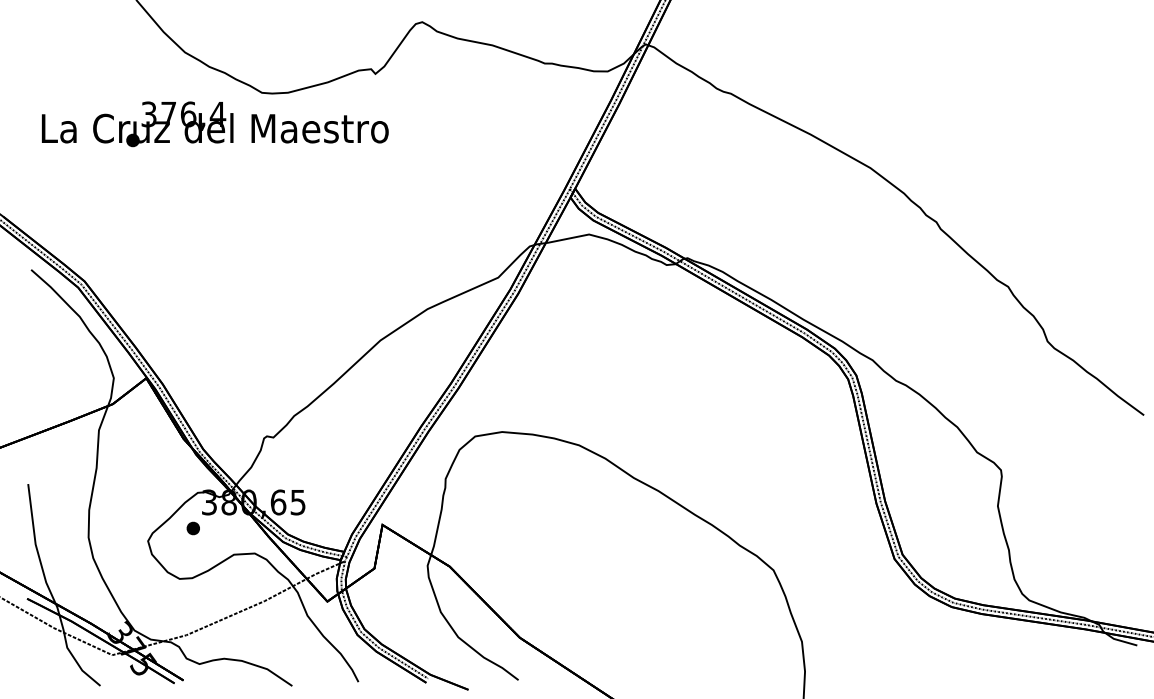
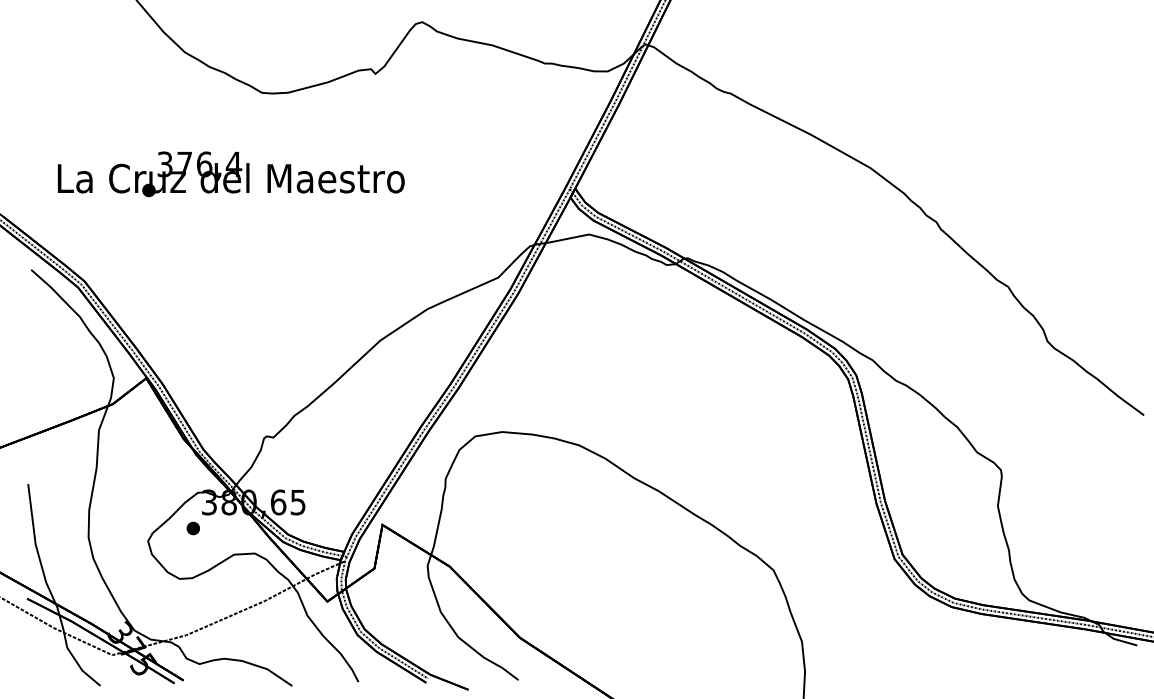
text position: (215, 124) -> (231, 174) (231, 174)
